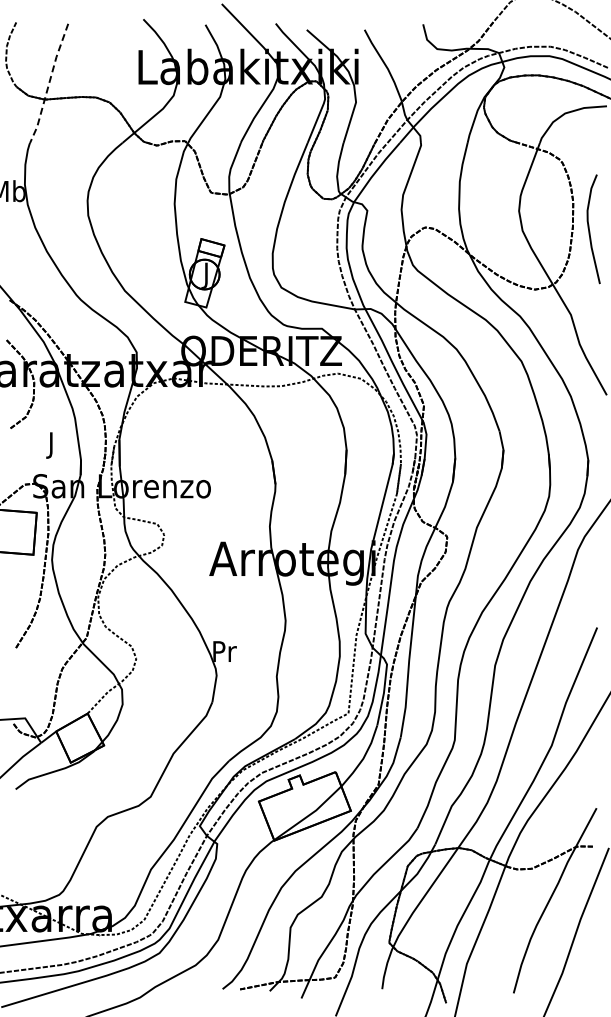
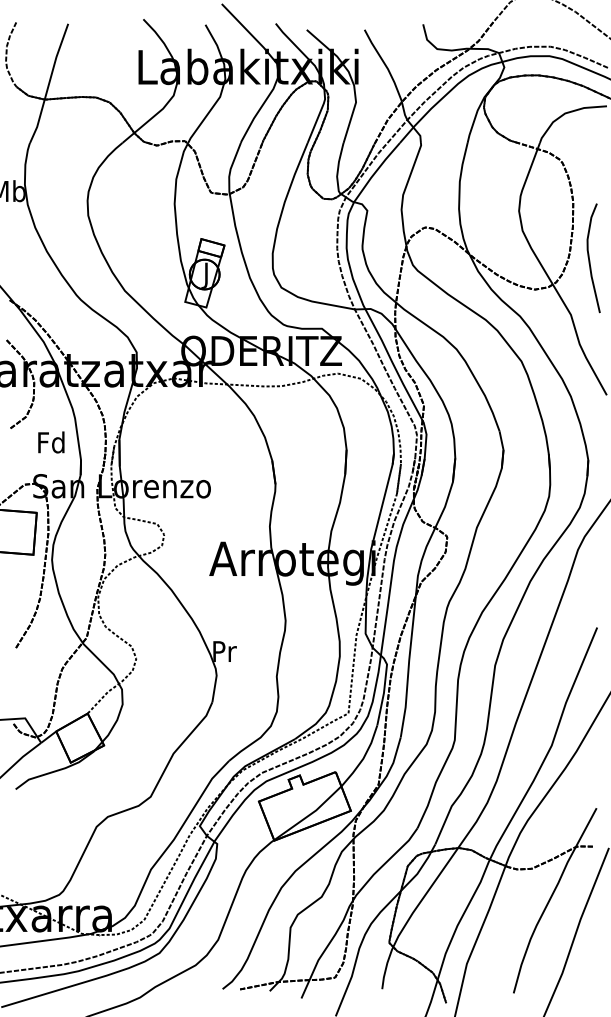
line: dashed -> solid (49, 83)
curve position: (590, 231) -> (590, 260) (590, 260)
text: J -> Fd (51, 444)
